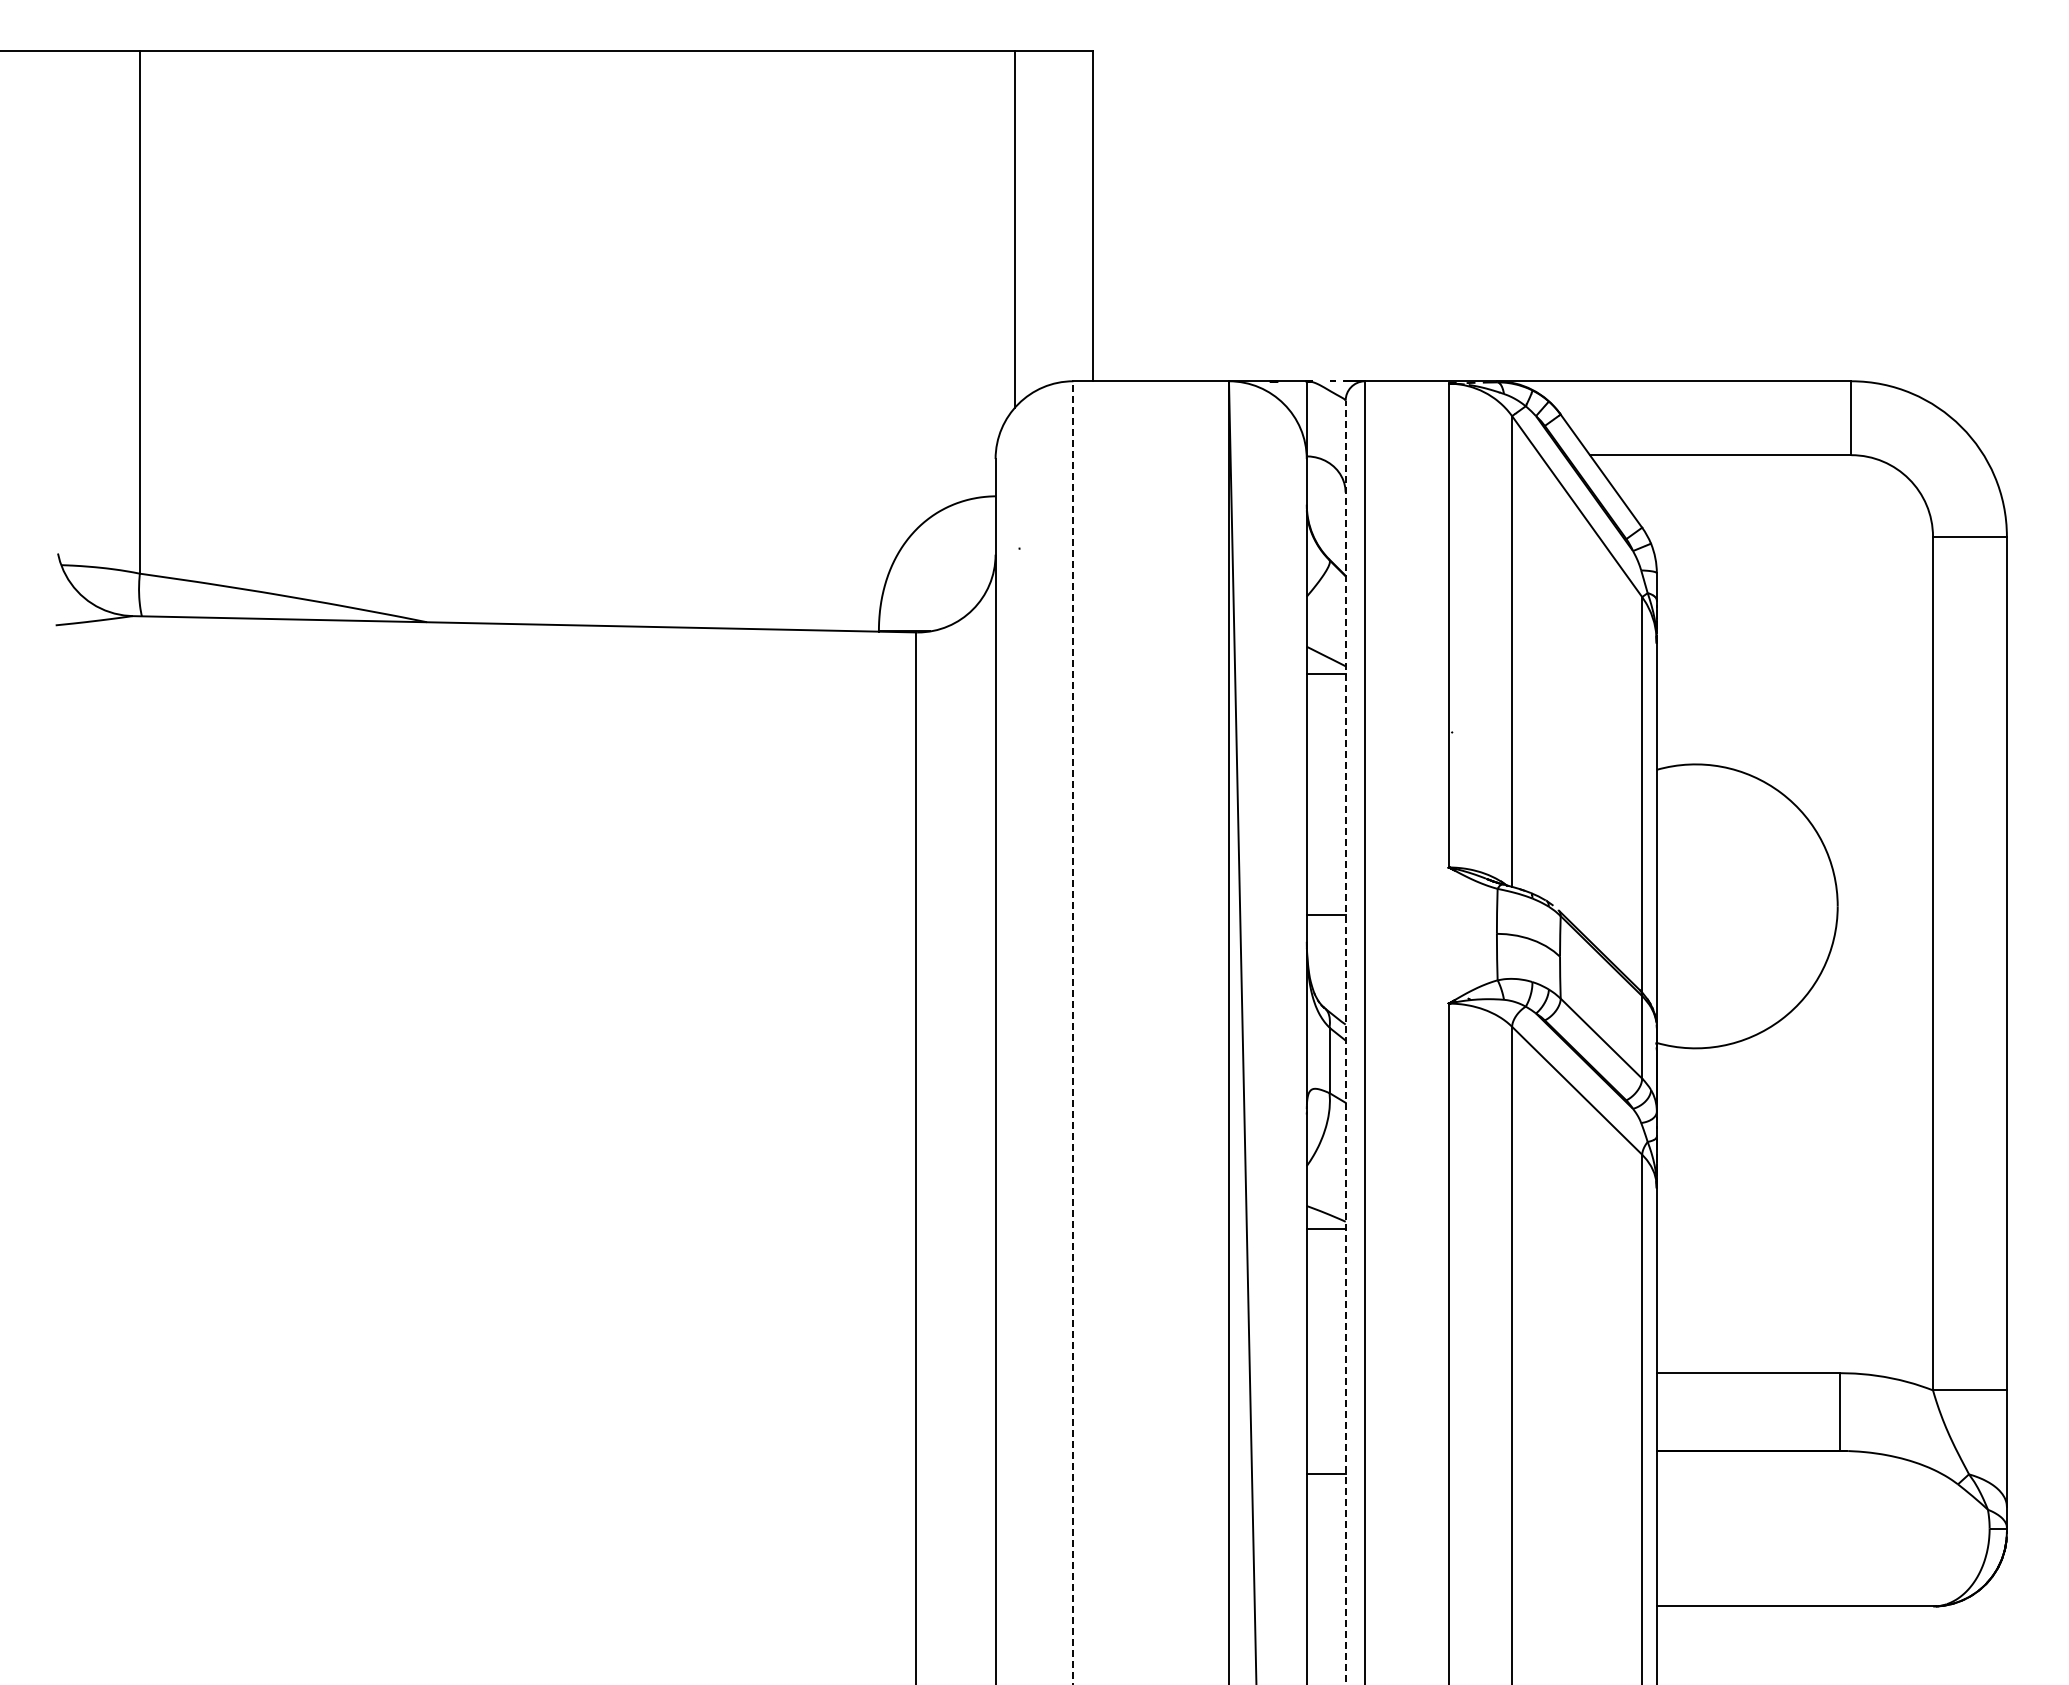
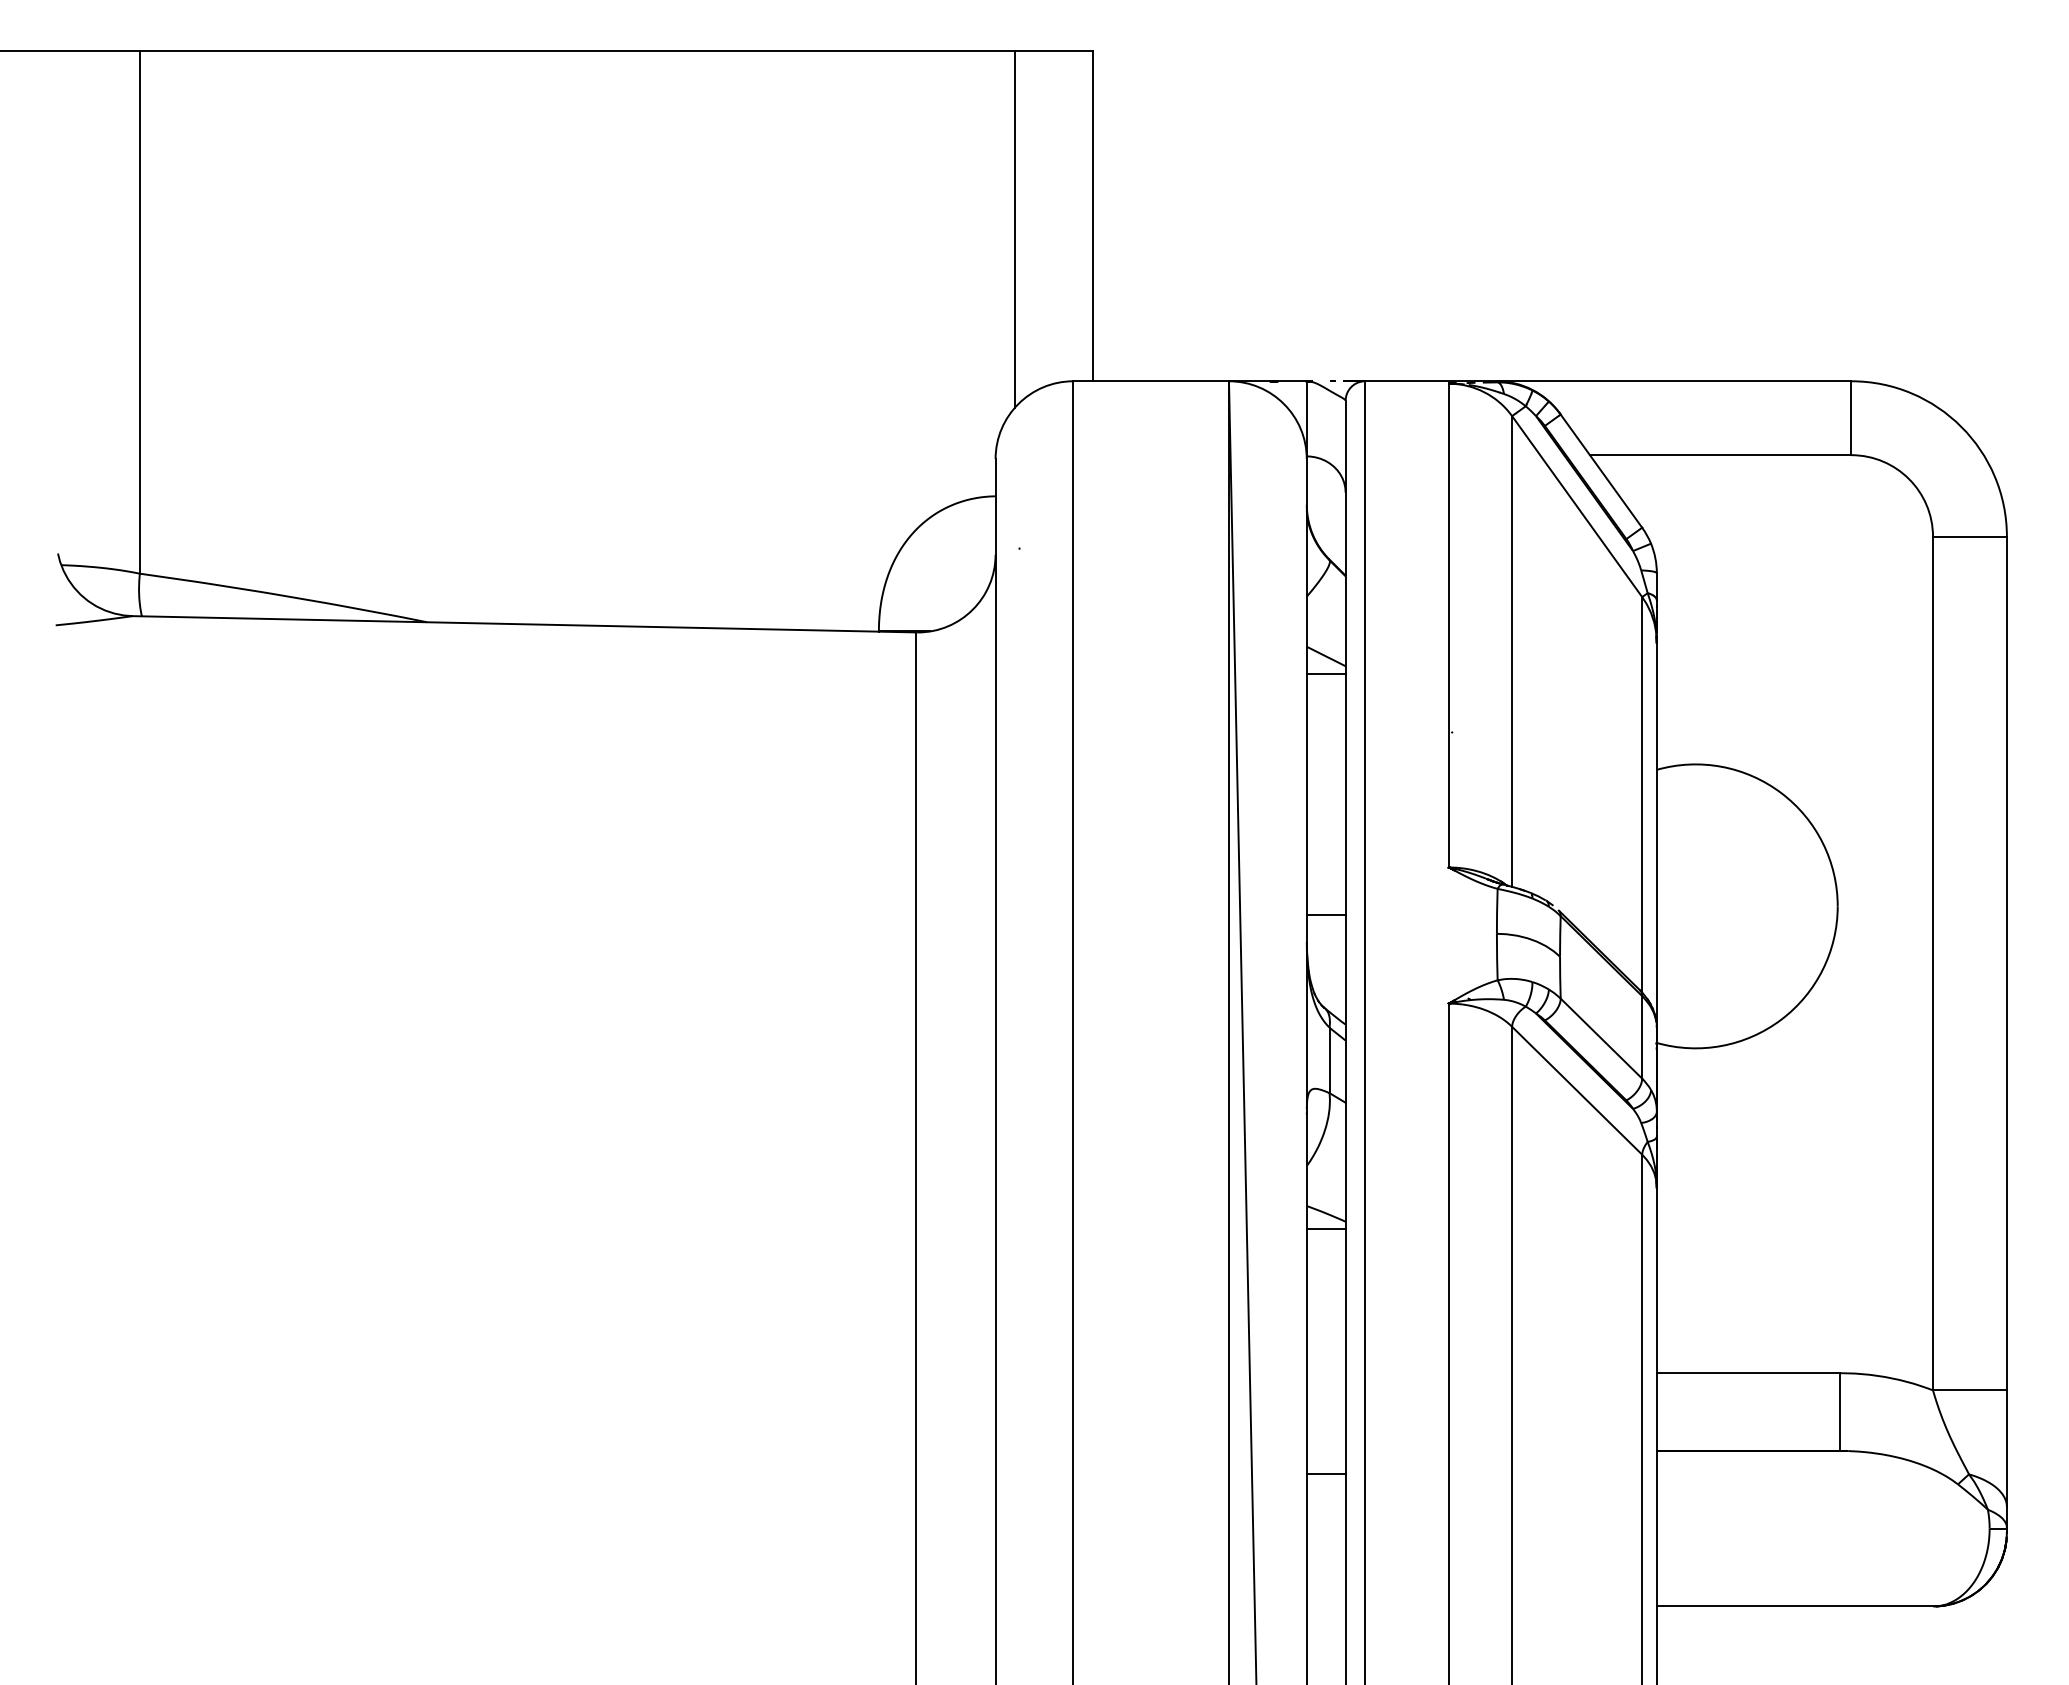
line: dashed -> solid (1073, 1033)
line: dashed -> solid (1345, 1042)
